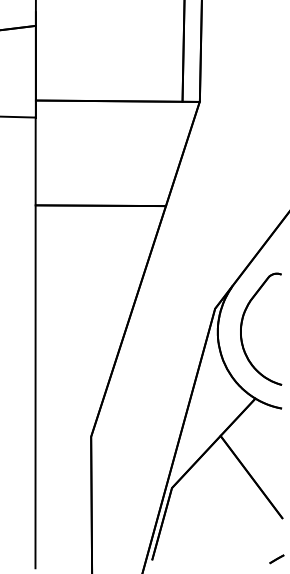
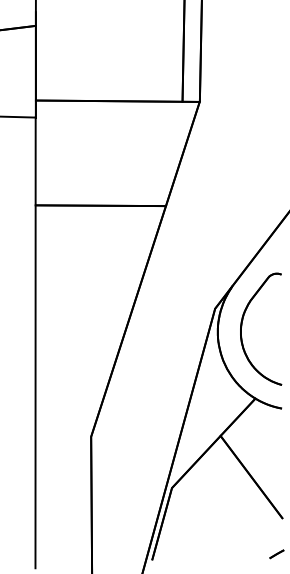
line position: (276, 559) -> (276, 554) (276, 554)
